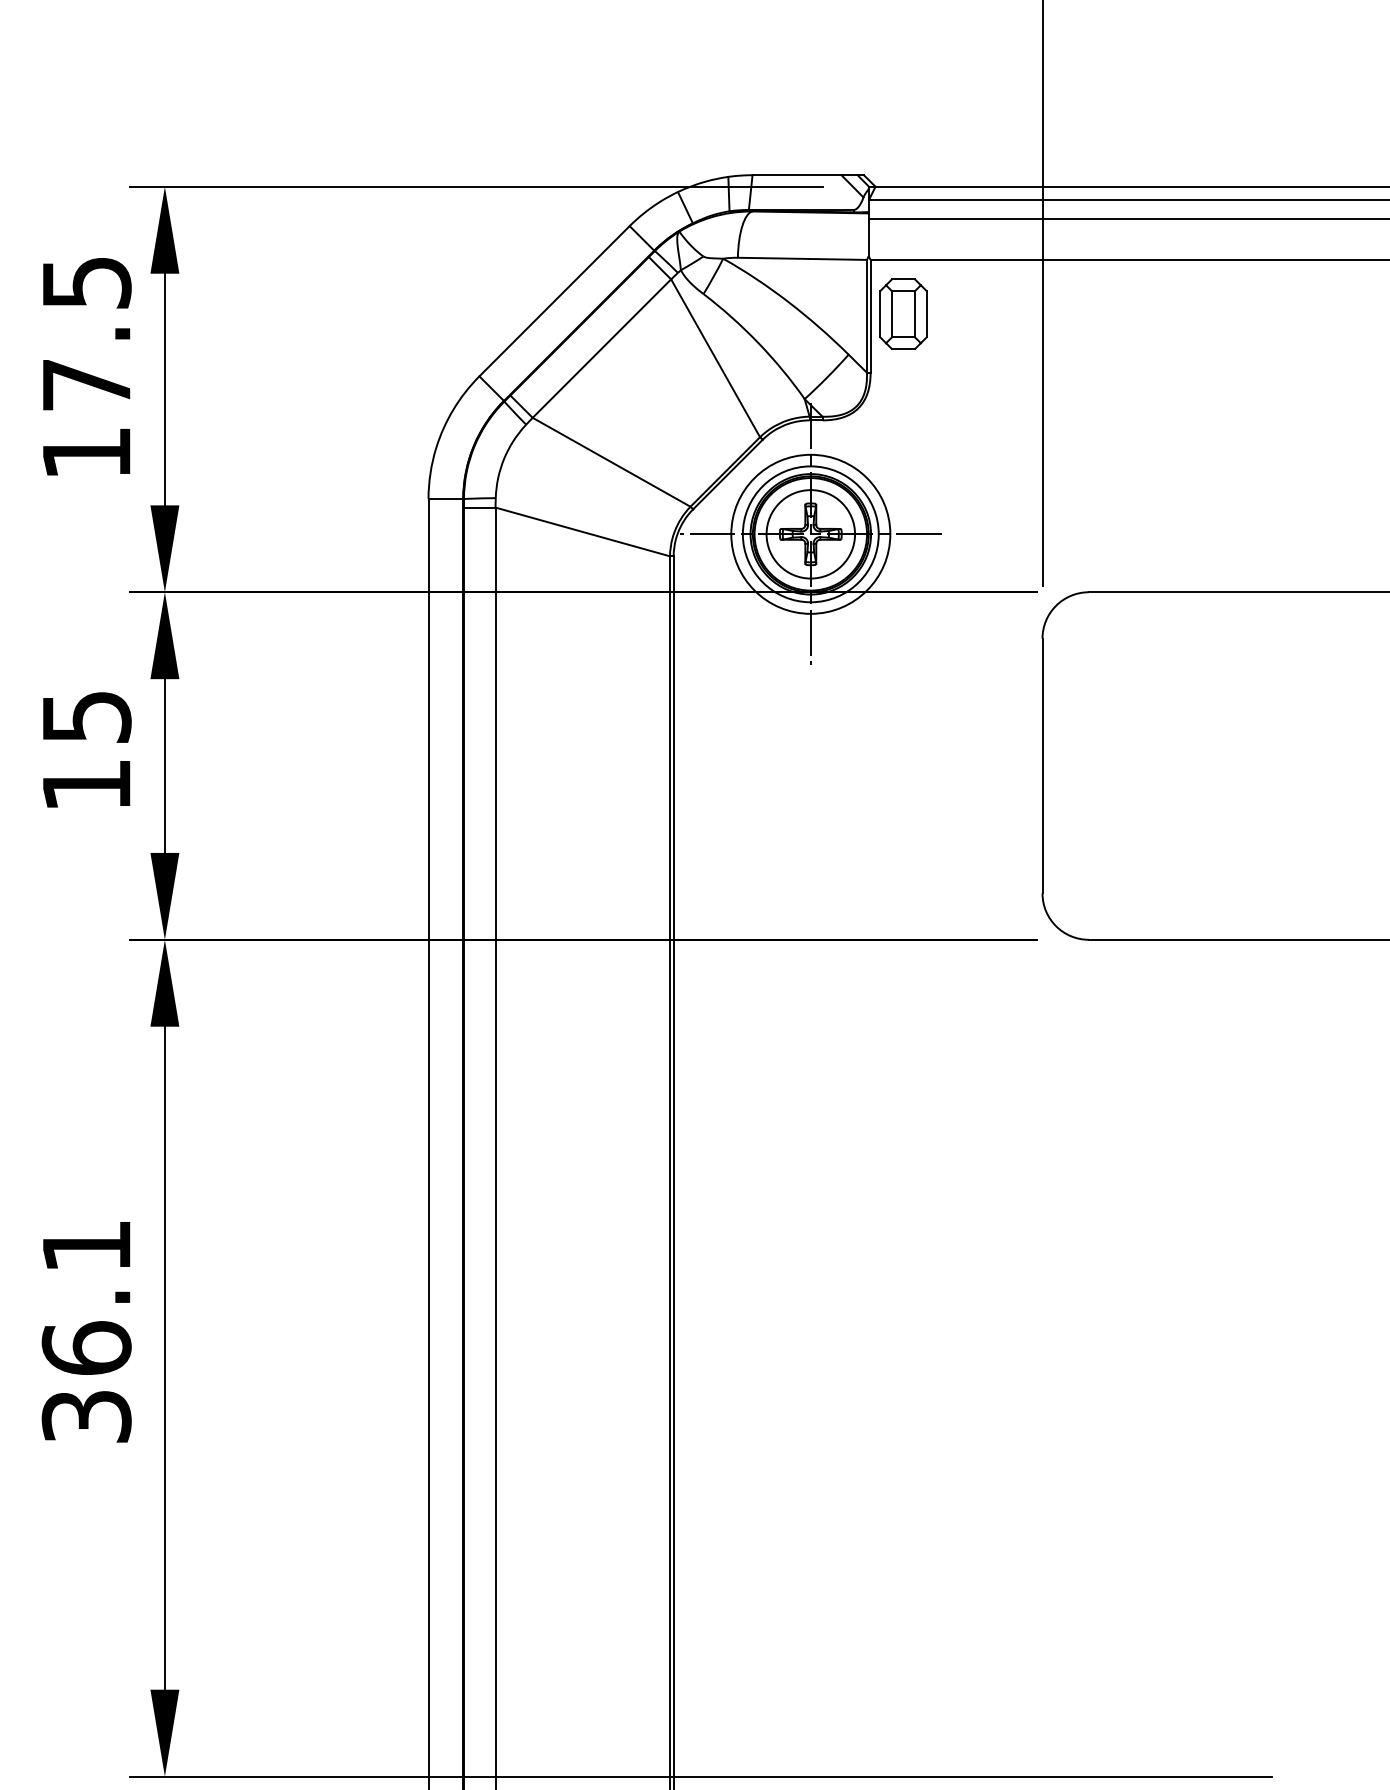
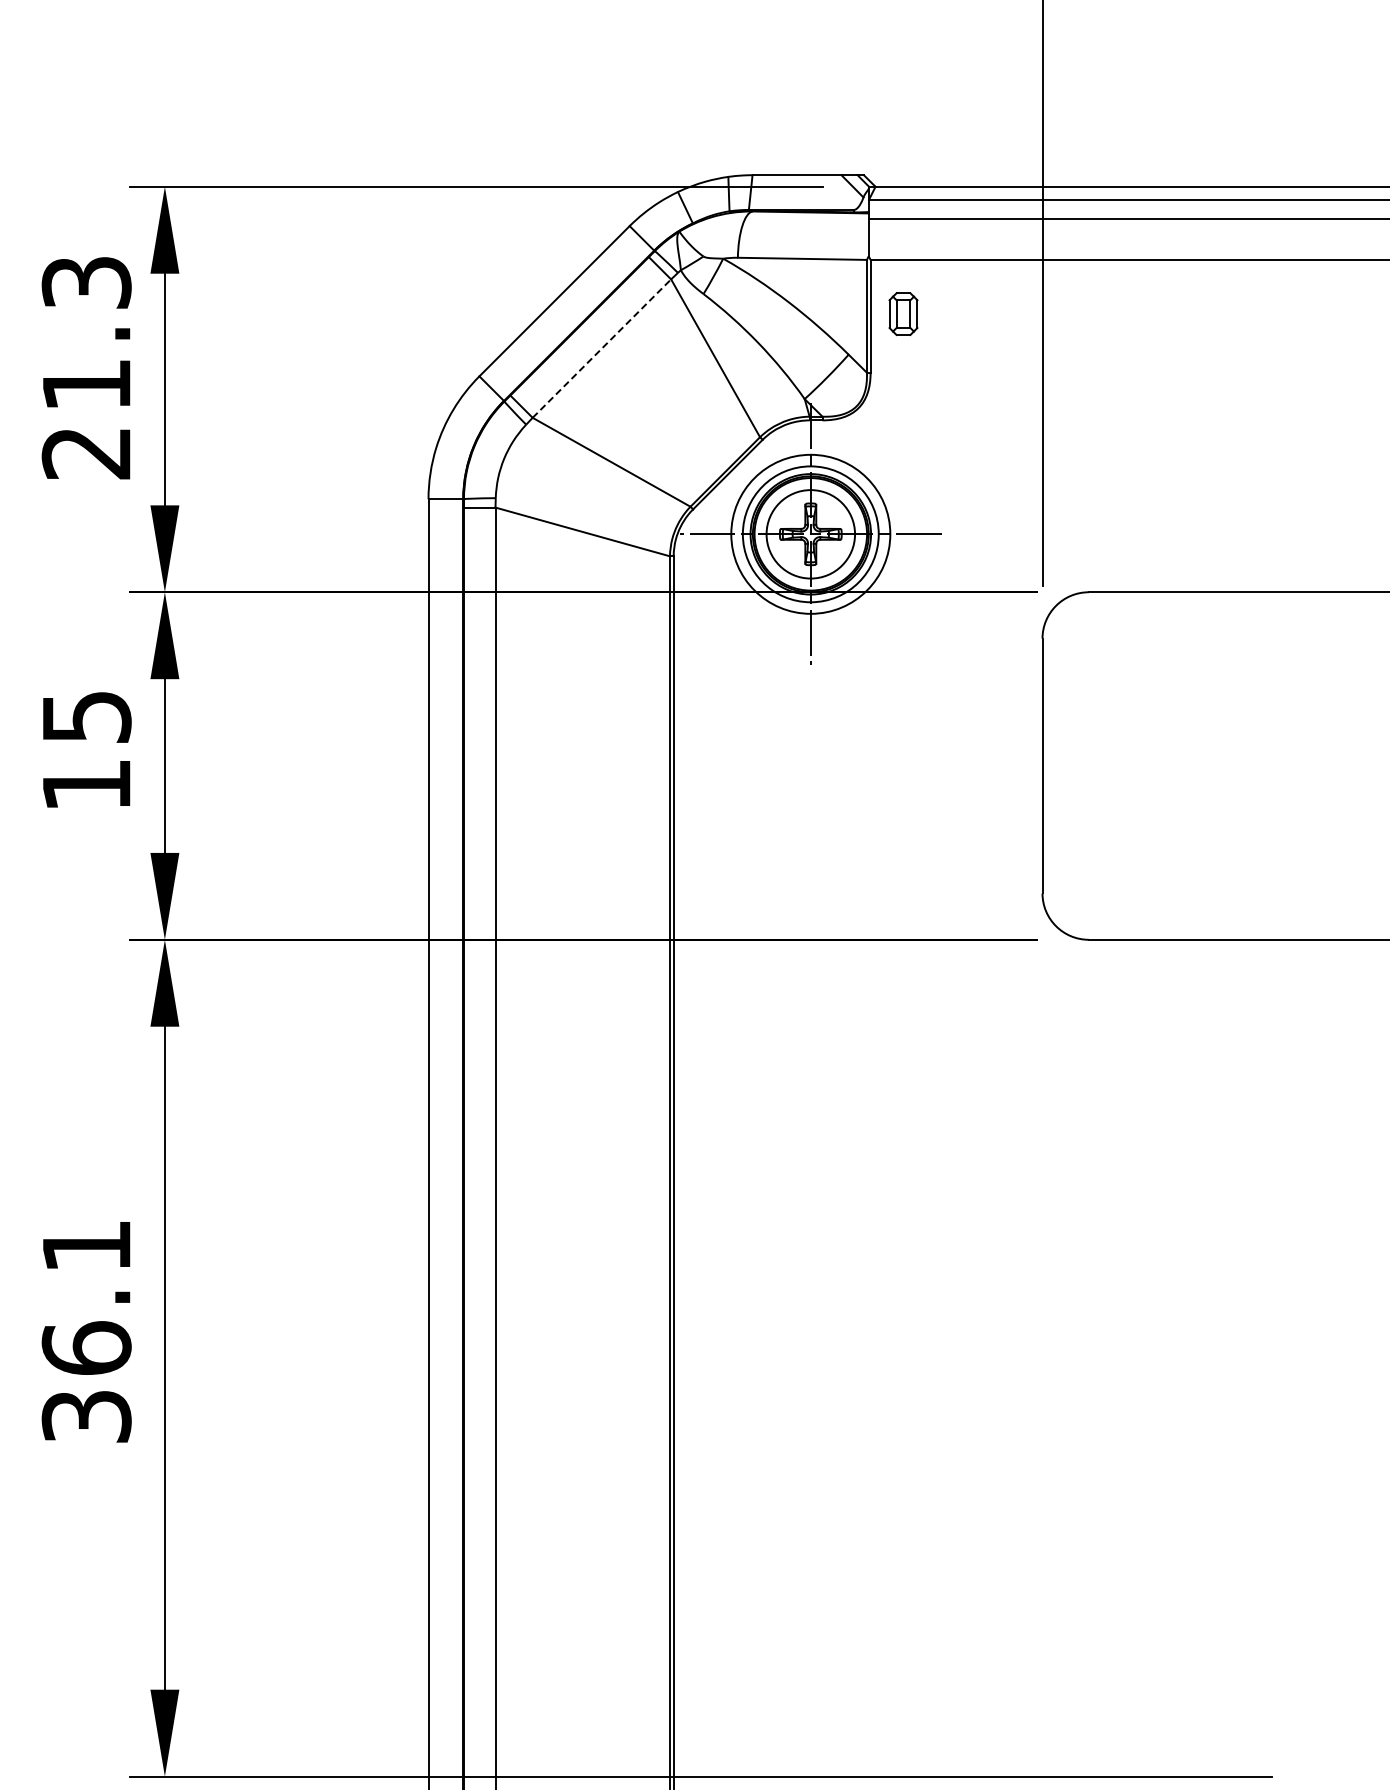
part size: 49x72 px -> 31x45 px (903, 314)
line: solid -> dashed (601, 348)
text: 17.5 -> 21.3 (86, 368)
